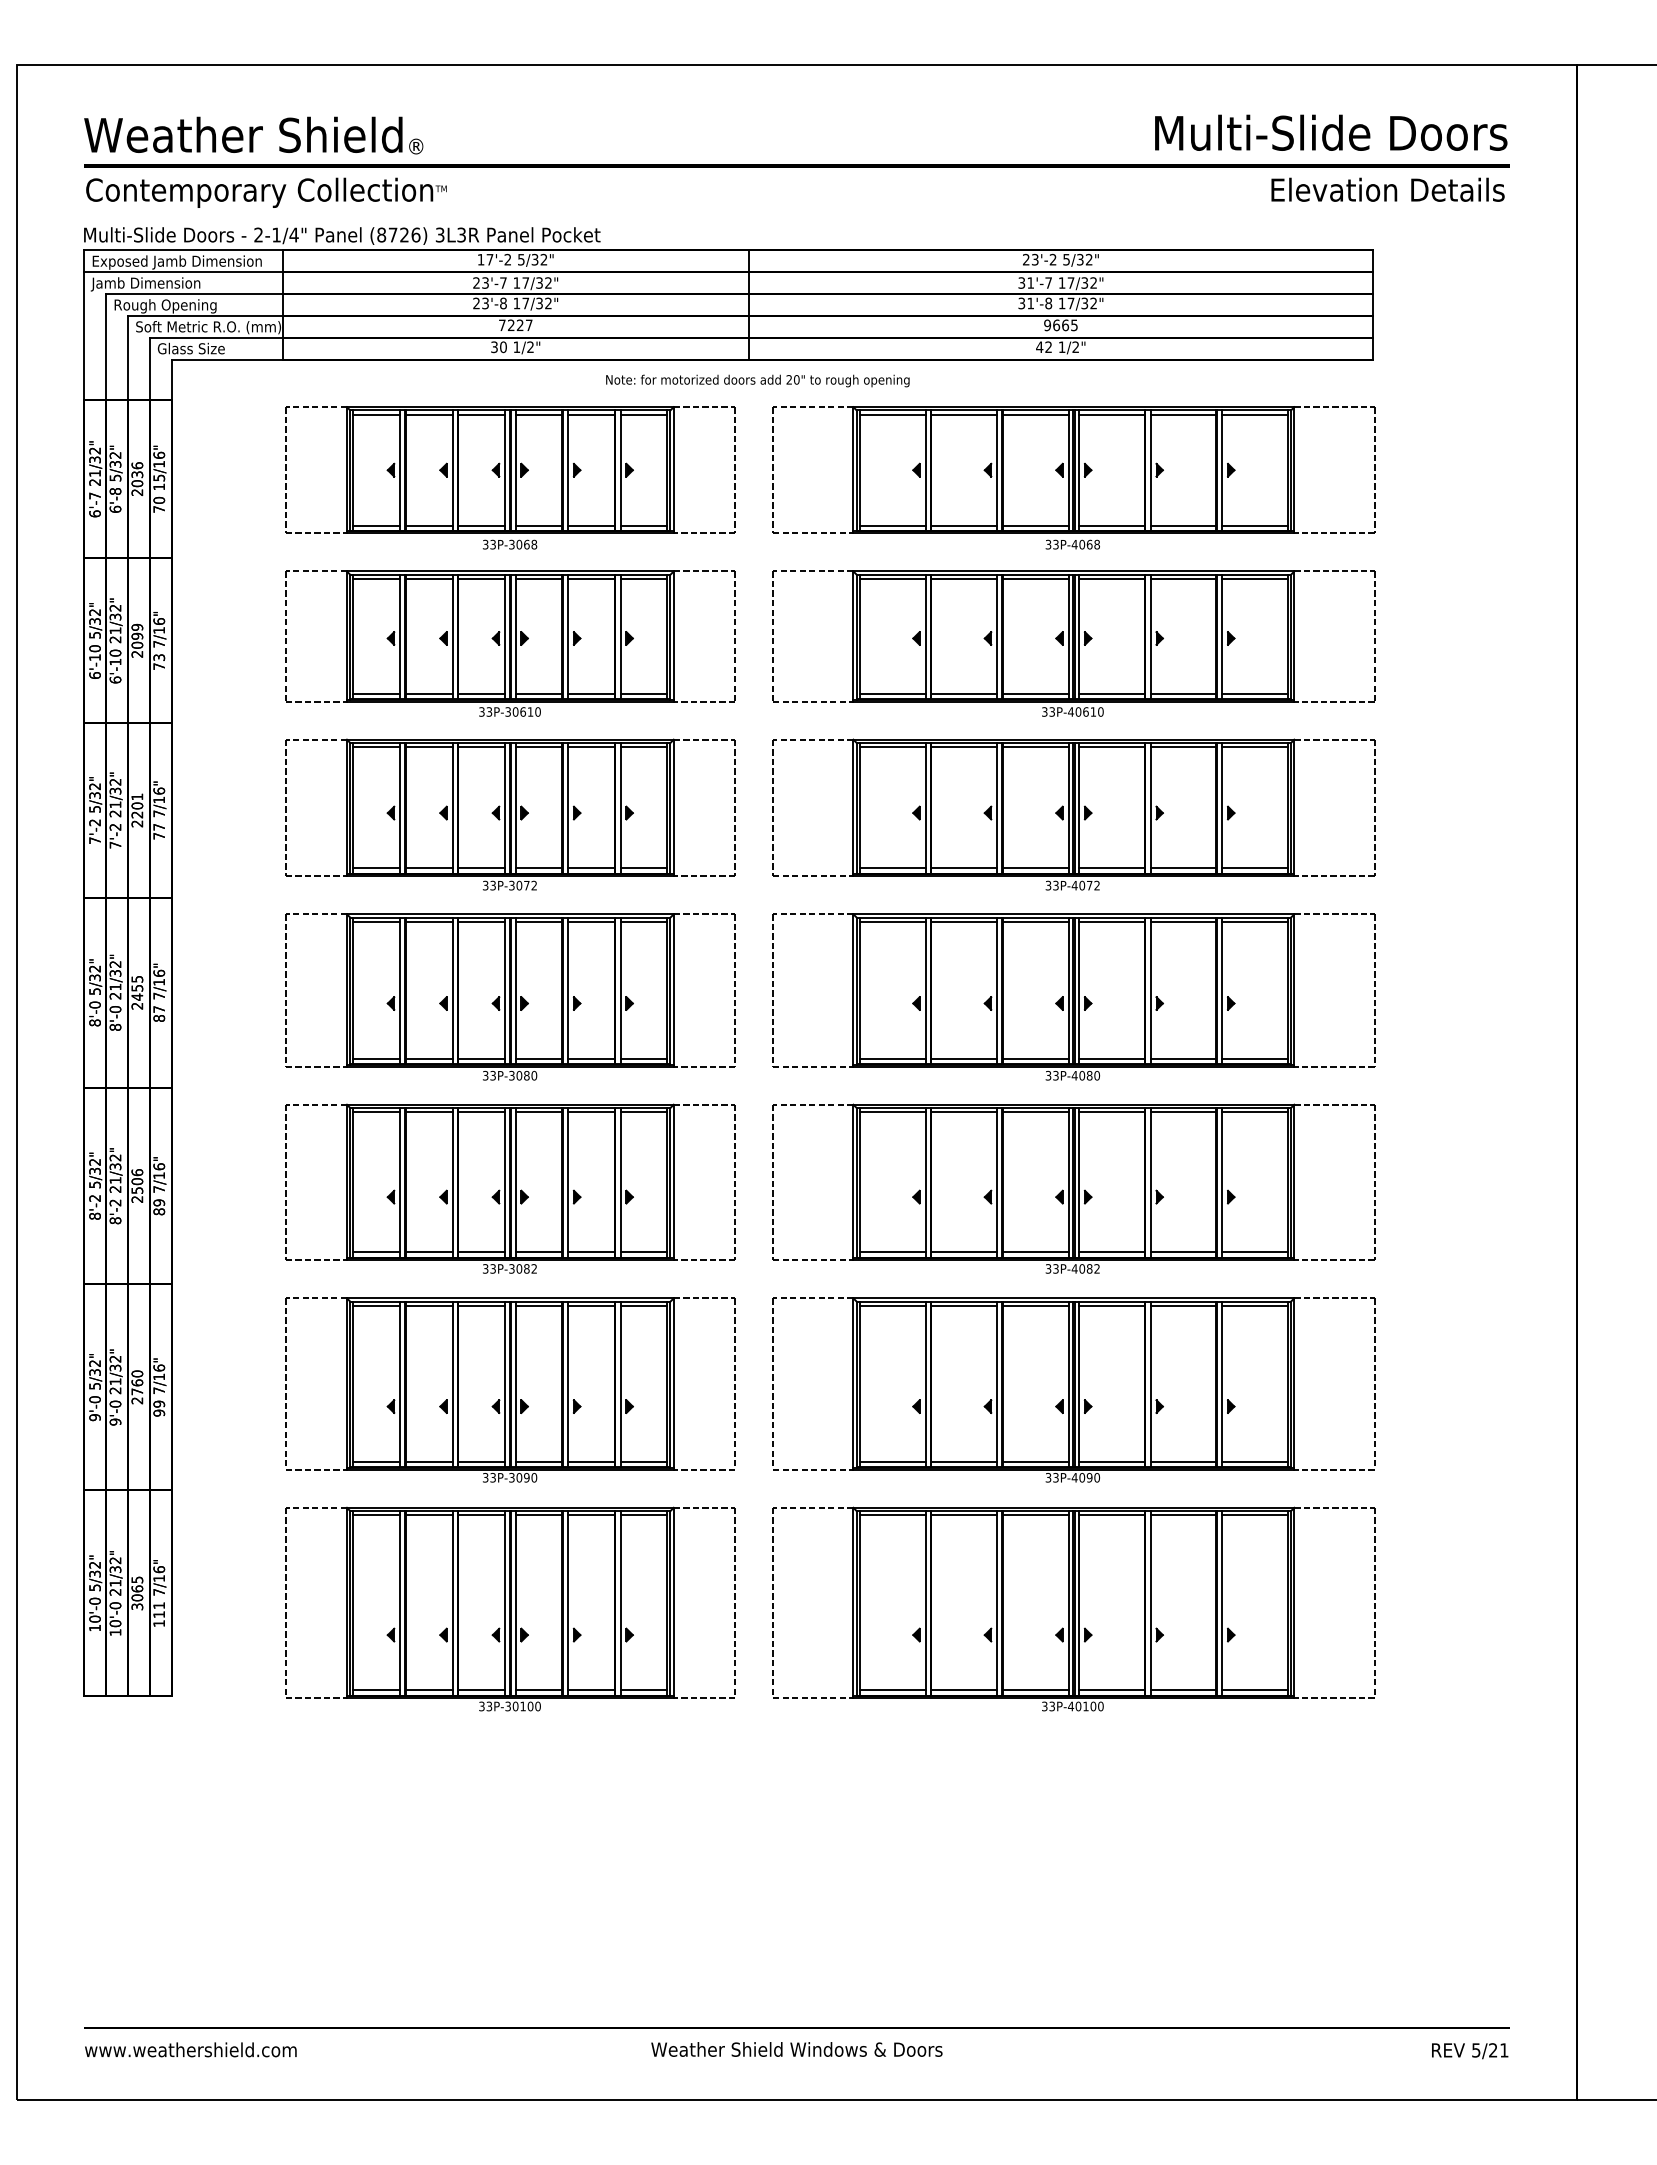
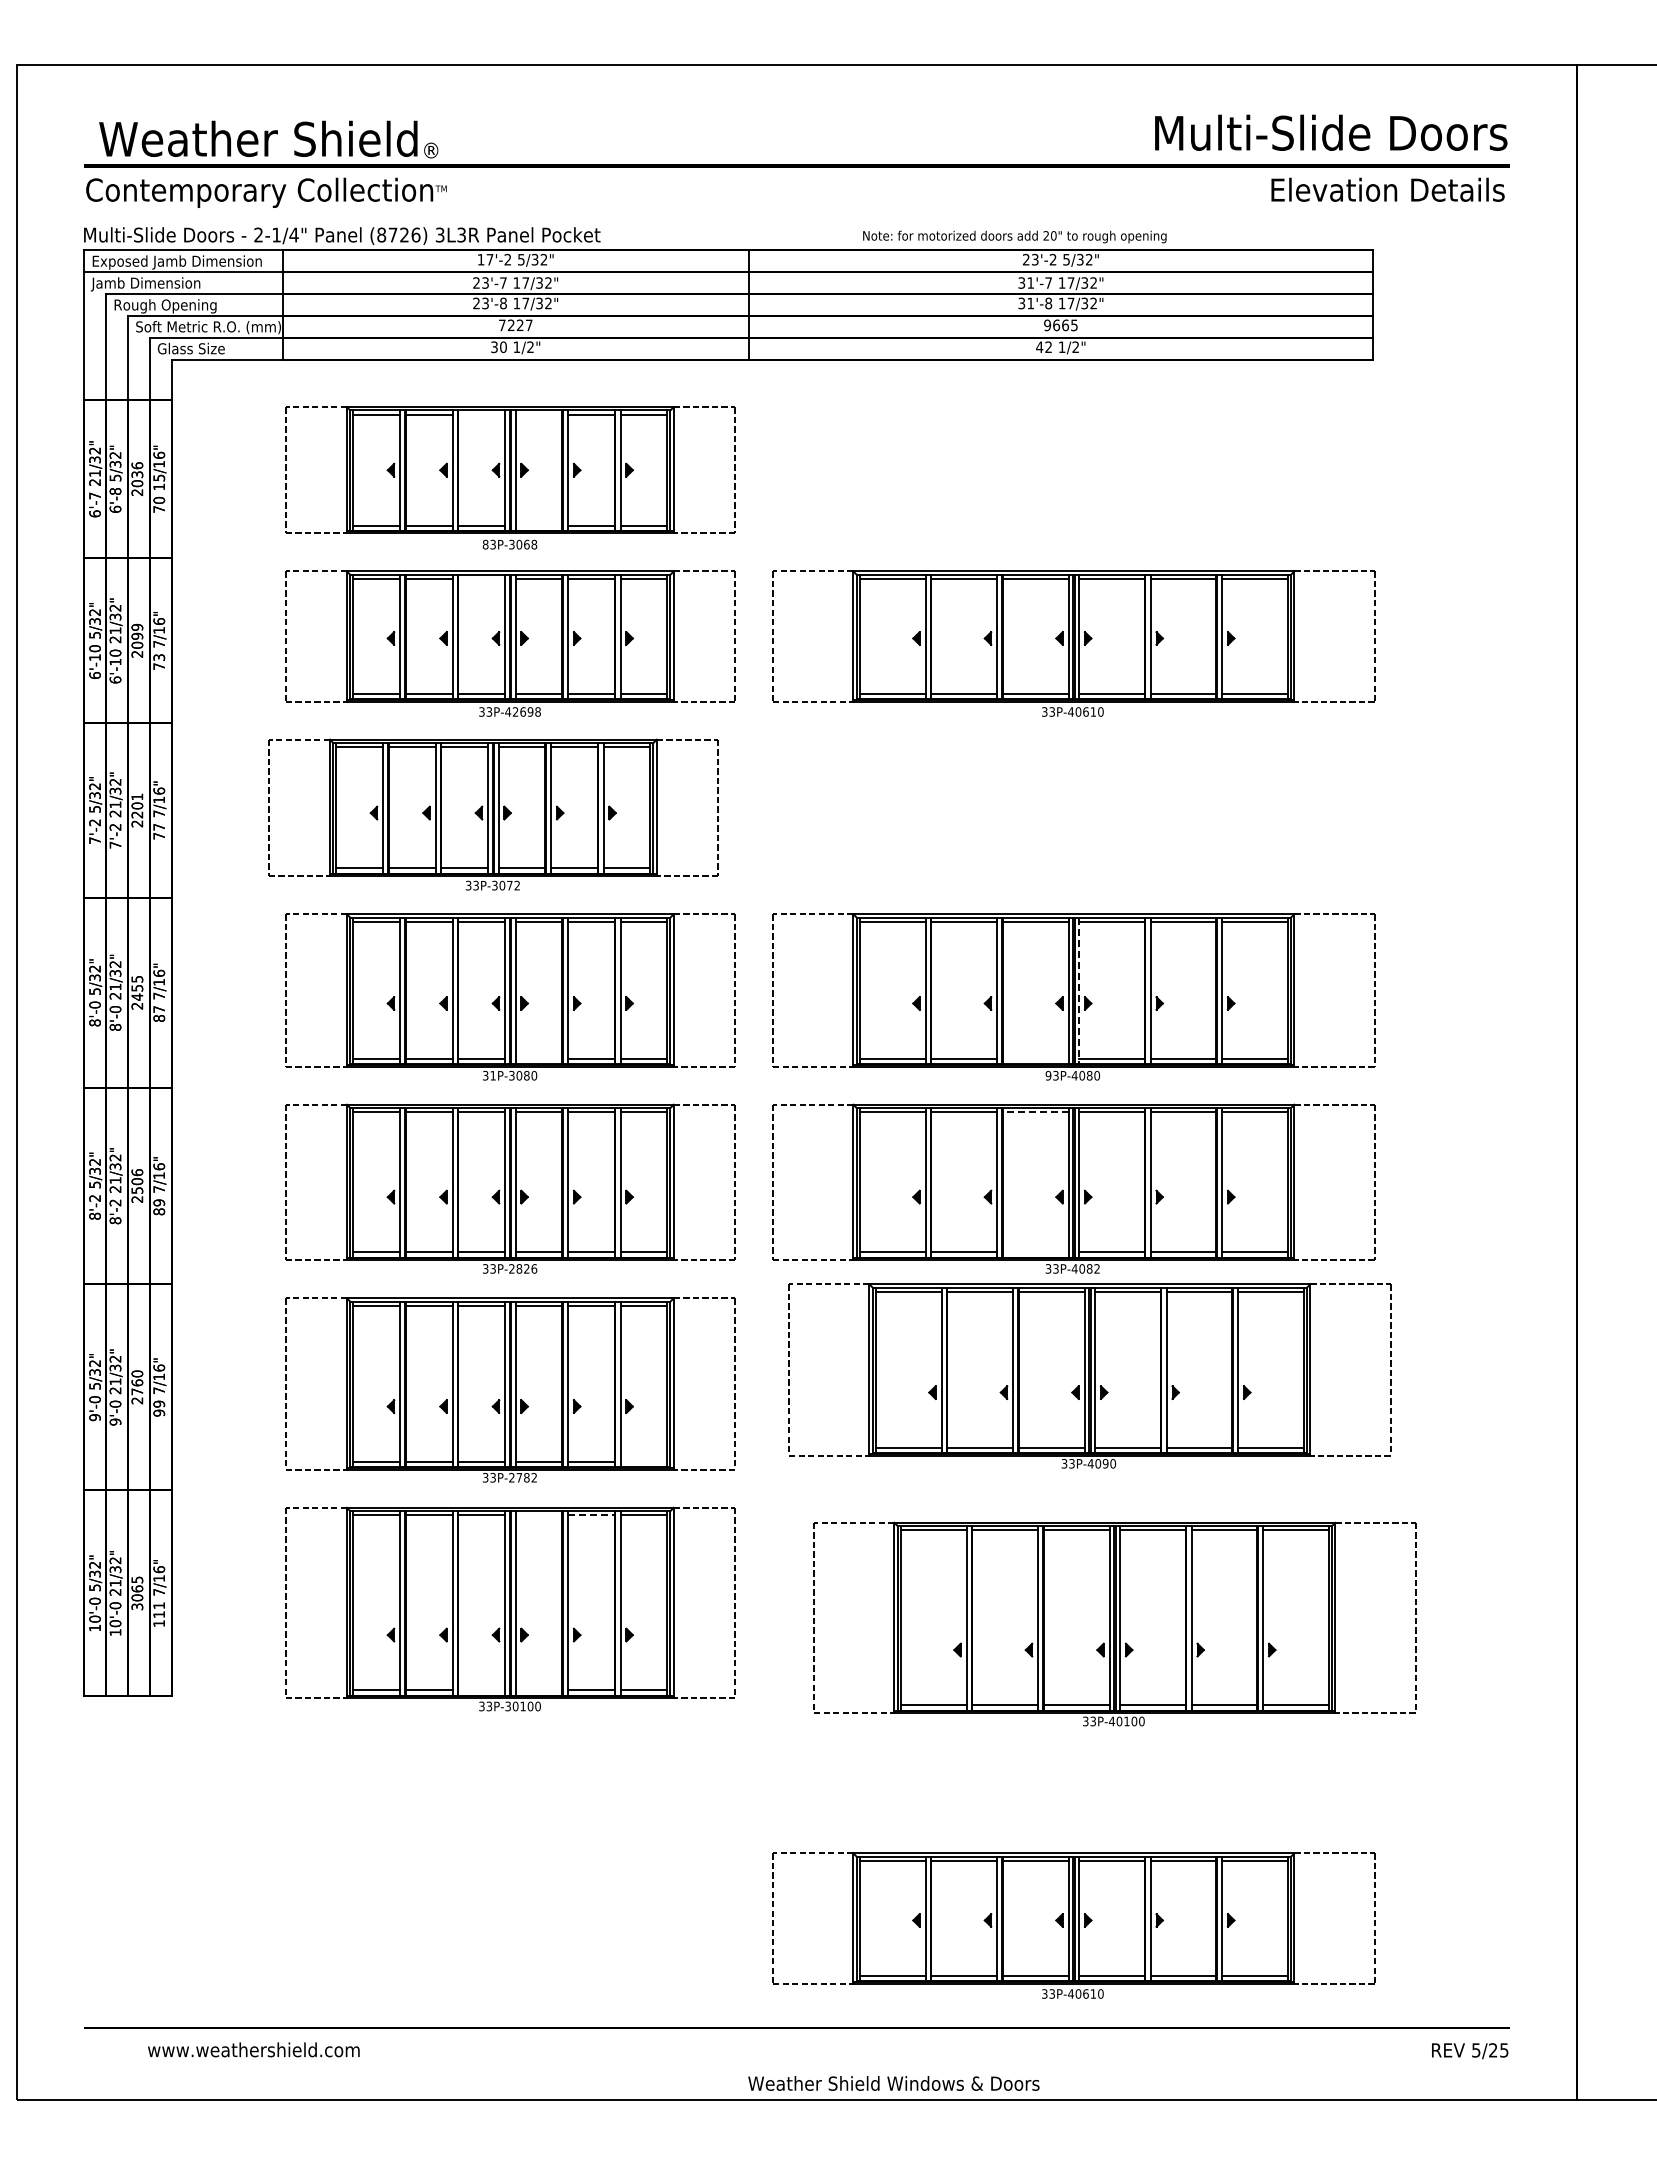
text position: (253, 135) -> (268, 139) (268, 139)
text position: (757, 380) -> (1014, 236) (1014, 236)
line: present -> none (481, 414)
line: present -> none (538, 414)
part: present -> none (1073, 477)
line: present -> none (538, 525)
text: 33P-3068 -> 83P-3068 (485, 544)
line: present -> none (481, 578)
text: 33P-30610 -> 33P-42698 (522, 711)
part position: (510, 814) -> (493, 814) (493, 814)
part: present -> none (1073, 814)
line: solid -> dashed (1079, 991)
line: present -> none (538, 1058)
line: present -> none (1035, 1058)
text: 33P-3080 -> 31P-3080 (492, 1075)
text: 33P-4080 -> 93P-4080 (1048, 1075)
line: solid -> dashed (1035, 1112)
line: present -> none (1035, 1252)
text: 33P-3082 -> 33P-2826 (523, 1268)
part position: (1073, 1389) -> (1089, 1375) (1089, 1375)
line: present -> none (643, 1461)
text: 33P-3090 -> 33P-2782 (523, 1477)
line: present -> none (538, 1515)
line: solid -> dashed (591, 1515)
part position: (1073, 1608) -> (1114, 1623) (1114, 1623)
line: present -> none (481, 1690)
line: present -> none (538, 1690)
part: none -> present (1073, 1925)
text position: (190, 2049) -> (253, 2049) (253, 2049)
text position: (796, 2049) -> (893, 2083) (893, 2083)
text: 5/21 -> 5/25 (1504, 2050)
